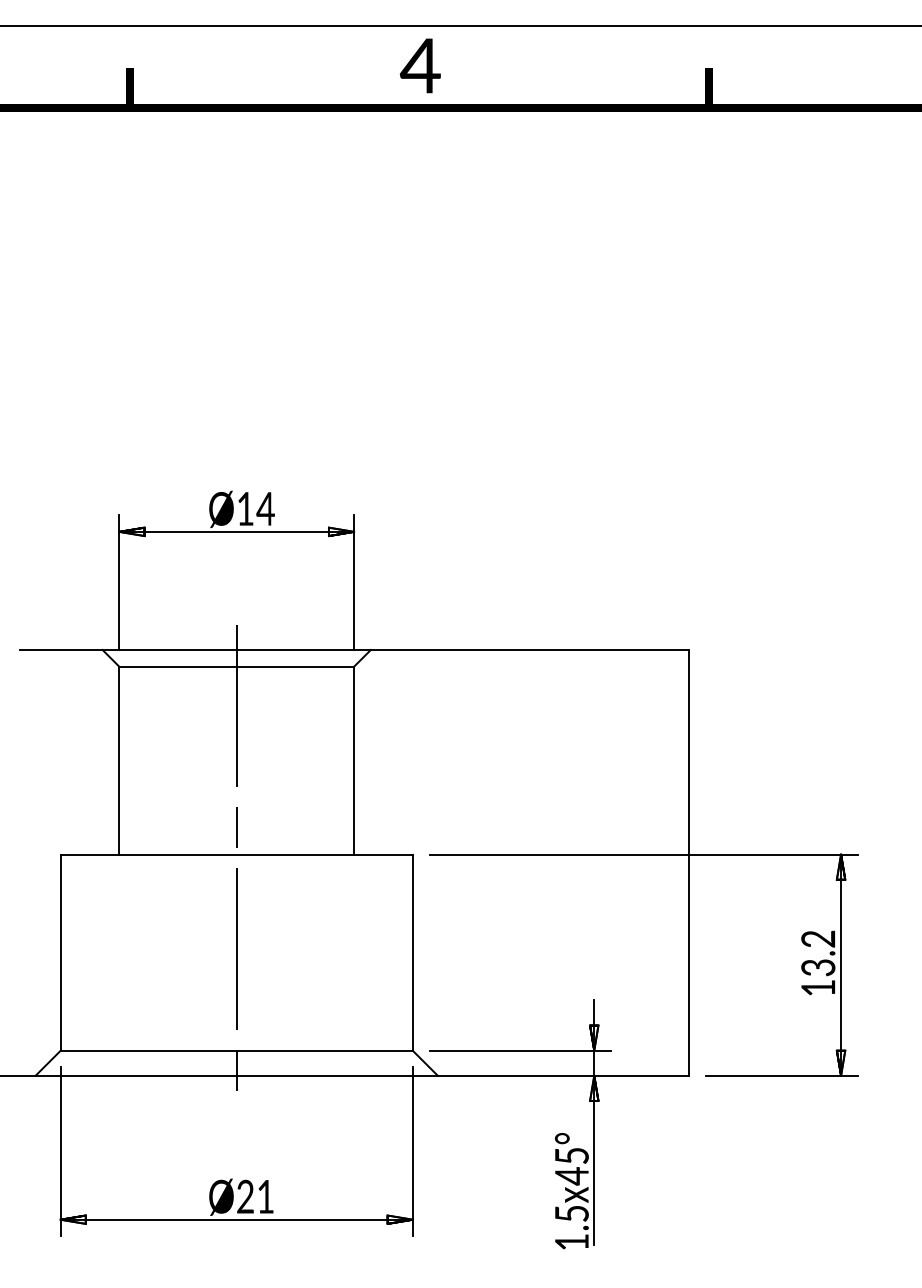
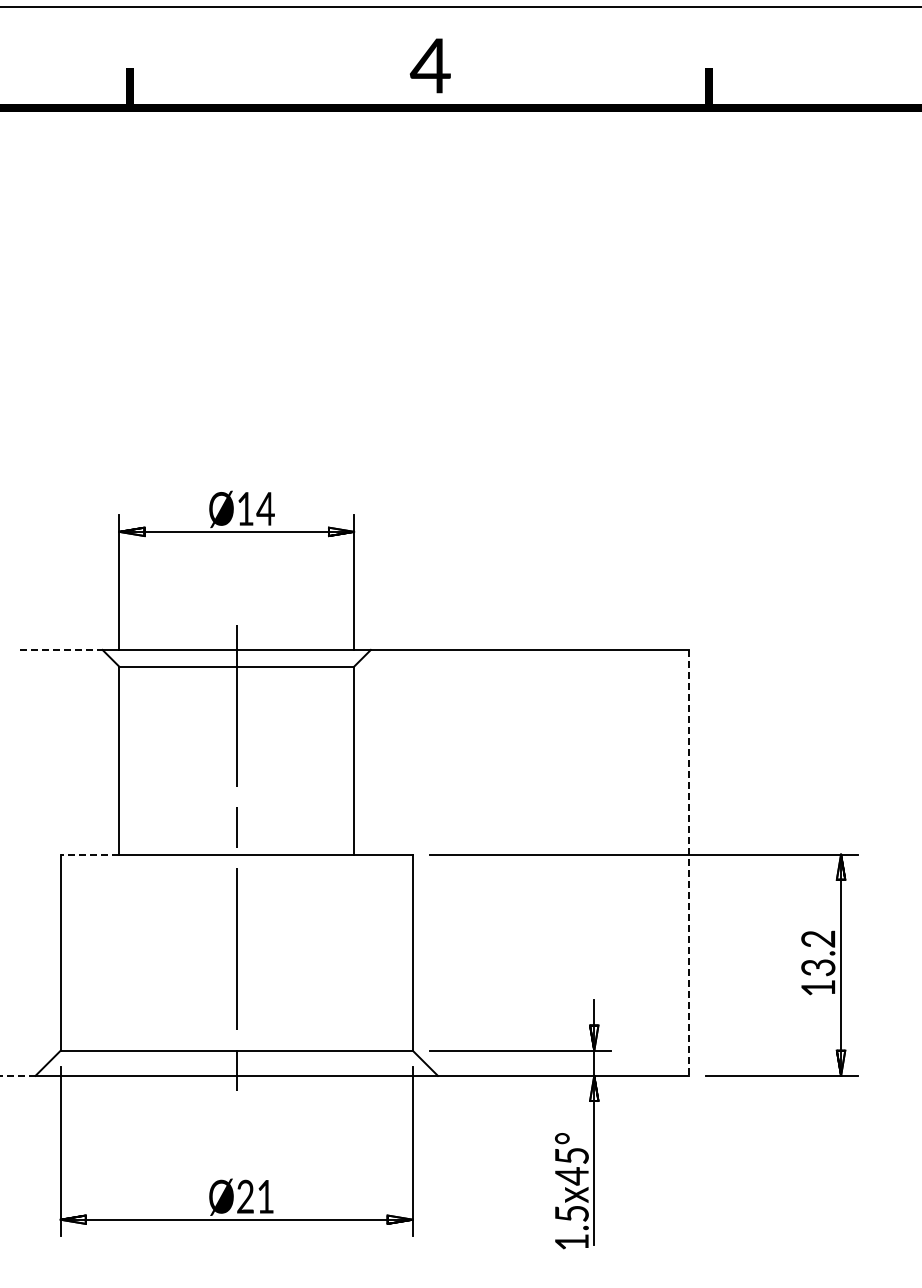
line position: (460, 26) -> (460, 7) (460, 7)
text position: (419, 65) -> (429, 65) (429, 65)
line: solid -> dashed (61, 649)
line: solid -> dashed (89, 854)
line: solid -> dashed (689, 862)
line: solid -> dashed (17, 1075)
